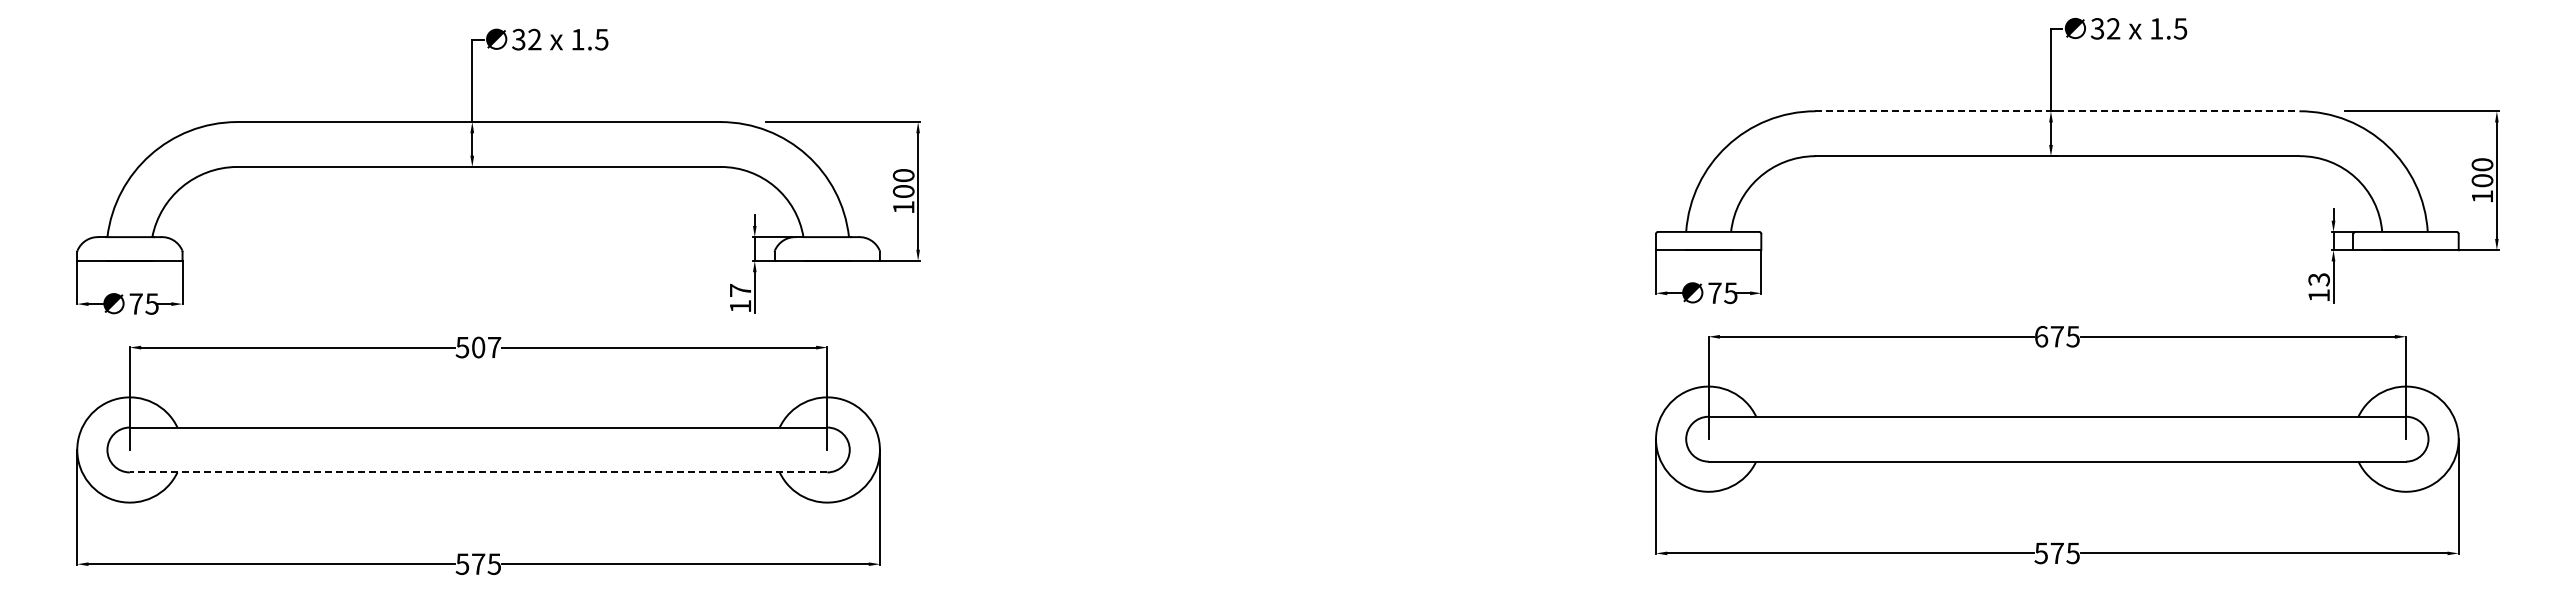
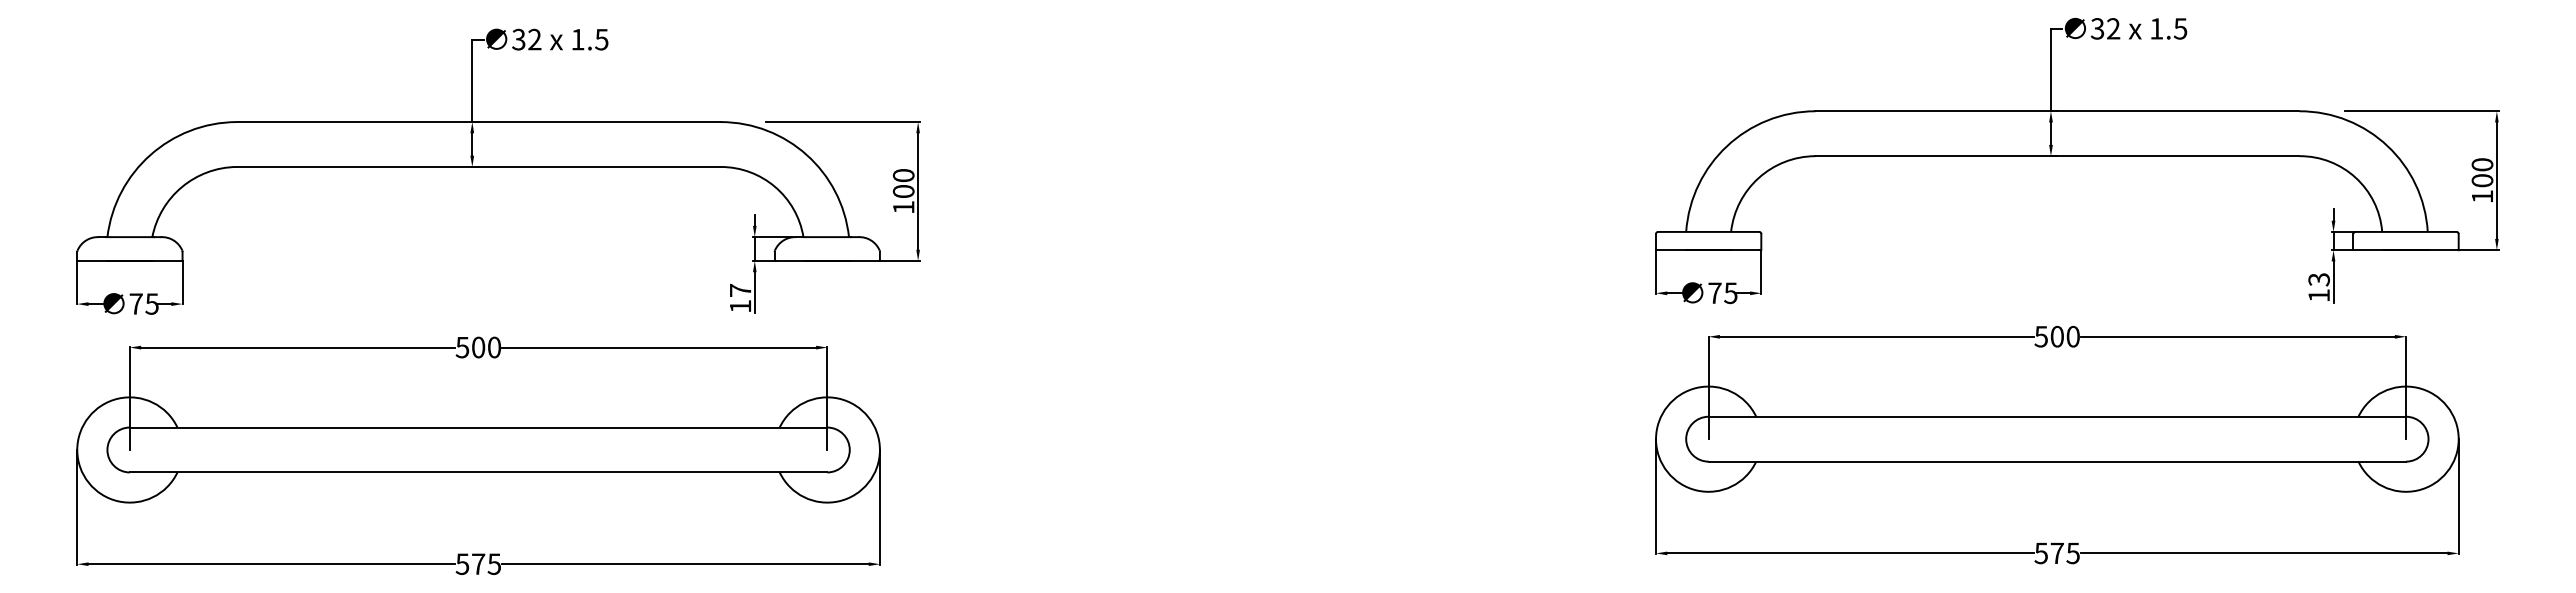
line: dashed -> solid (2057, 111)
text: 675 -> 500 (2056, 336)
text: 507 -> 500 (494, 347)
line: dashed -> solid (478, 472)
